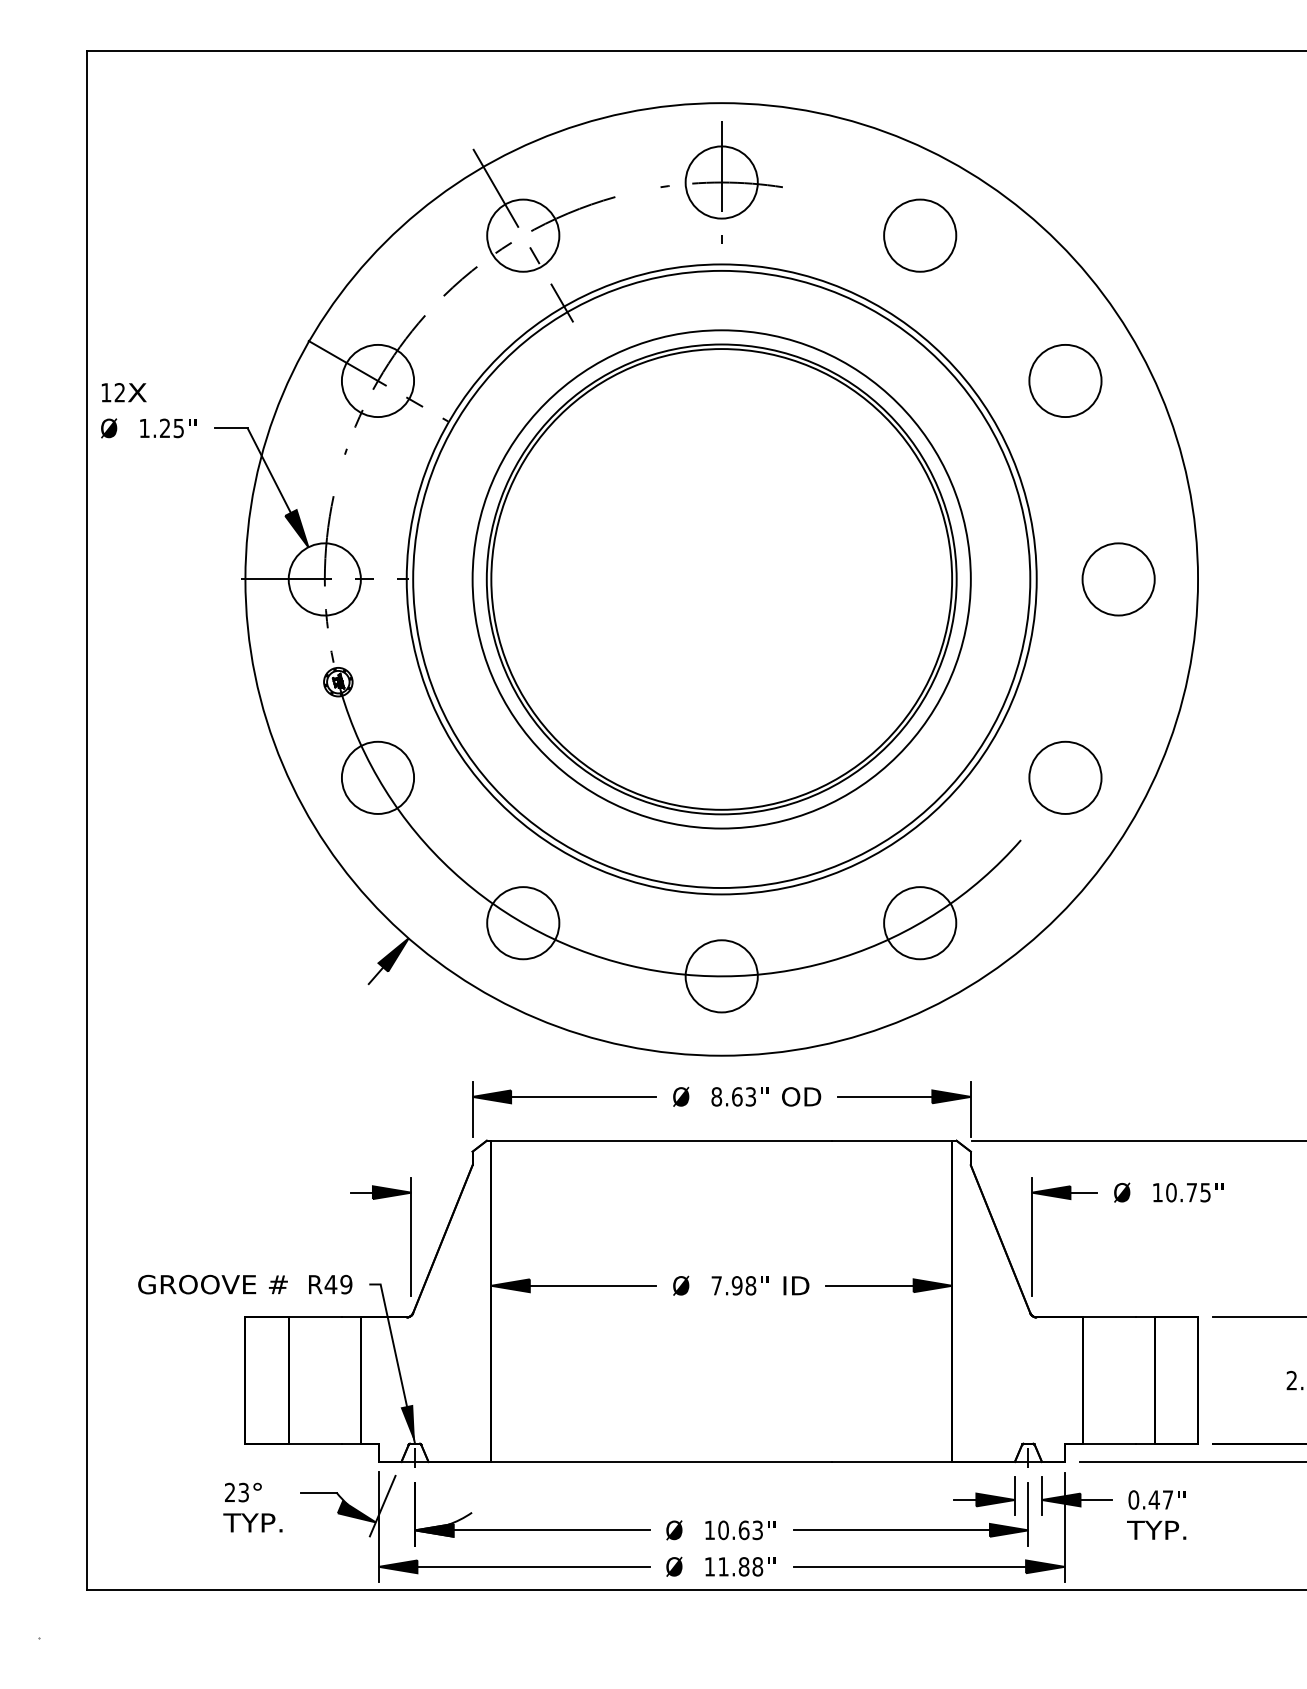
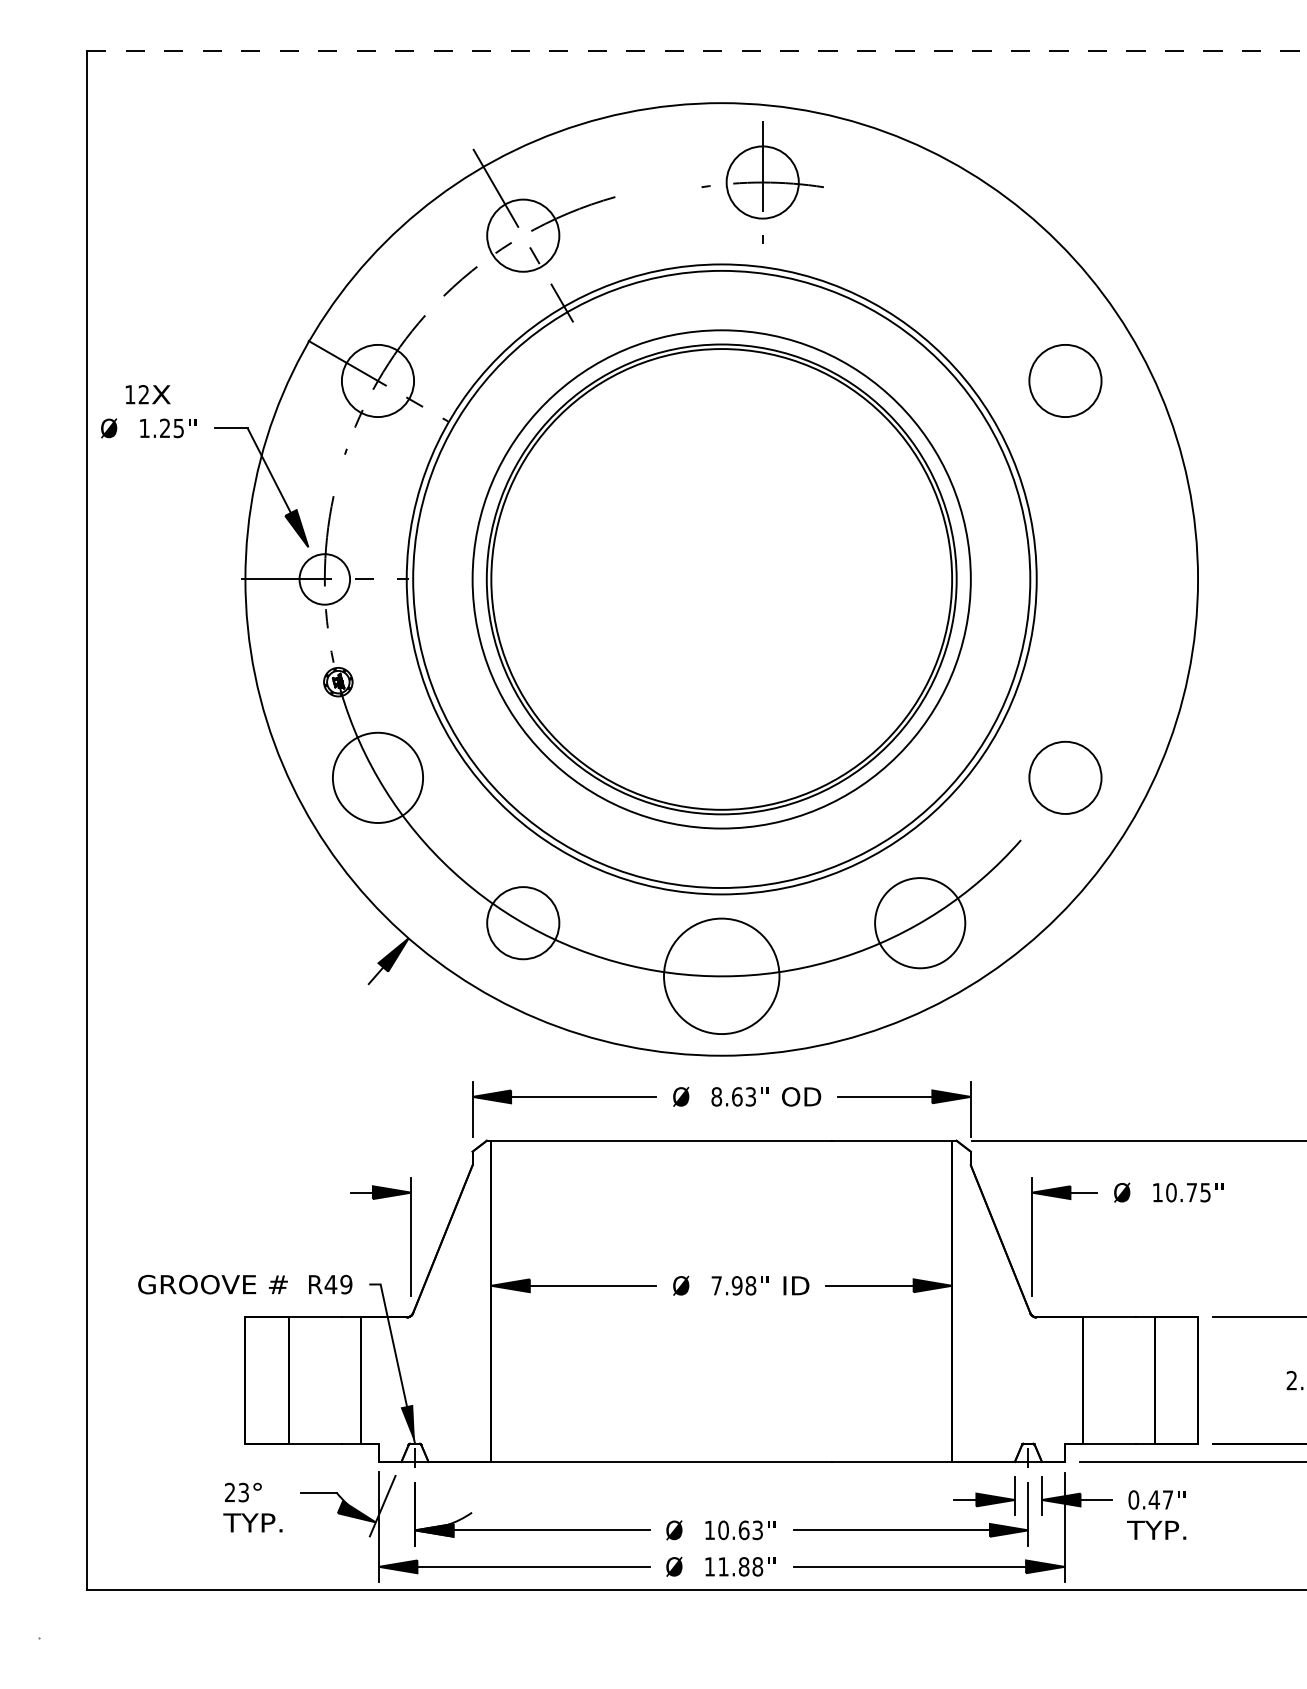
line: solid -> dashed (697, 50)
part position: (721, 182) -> (762, 182) (762, 182)
circle: present -> none (920, 235)
text position: (123, 392) -> (147, 394) (147, 394)
circle diameter: 72 px -> 51 px (324, 579)
circle: present -> none (1118, 579)
circle diameter: 72 px -> 90 px (377, 777)
circle diameter: 72 px -> 90 px (920, 923)
circle diameter: 72 px -> 115 px (721, 976)
